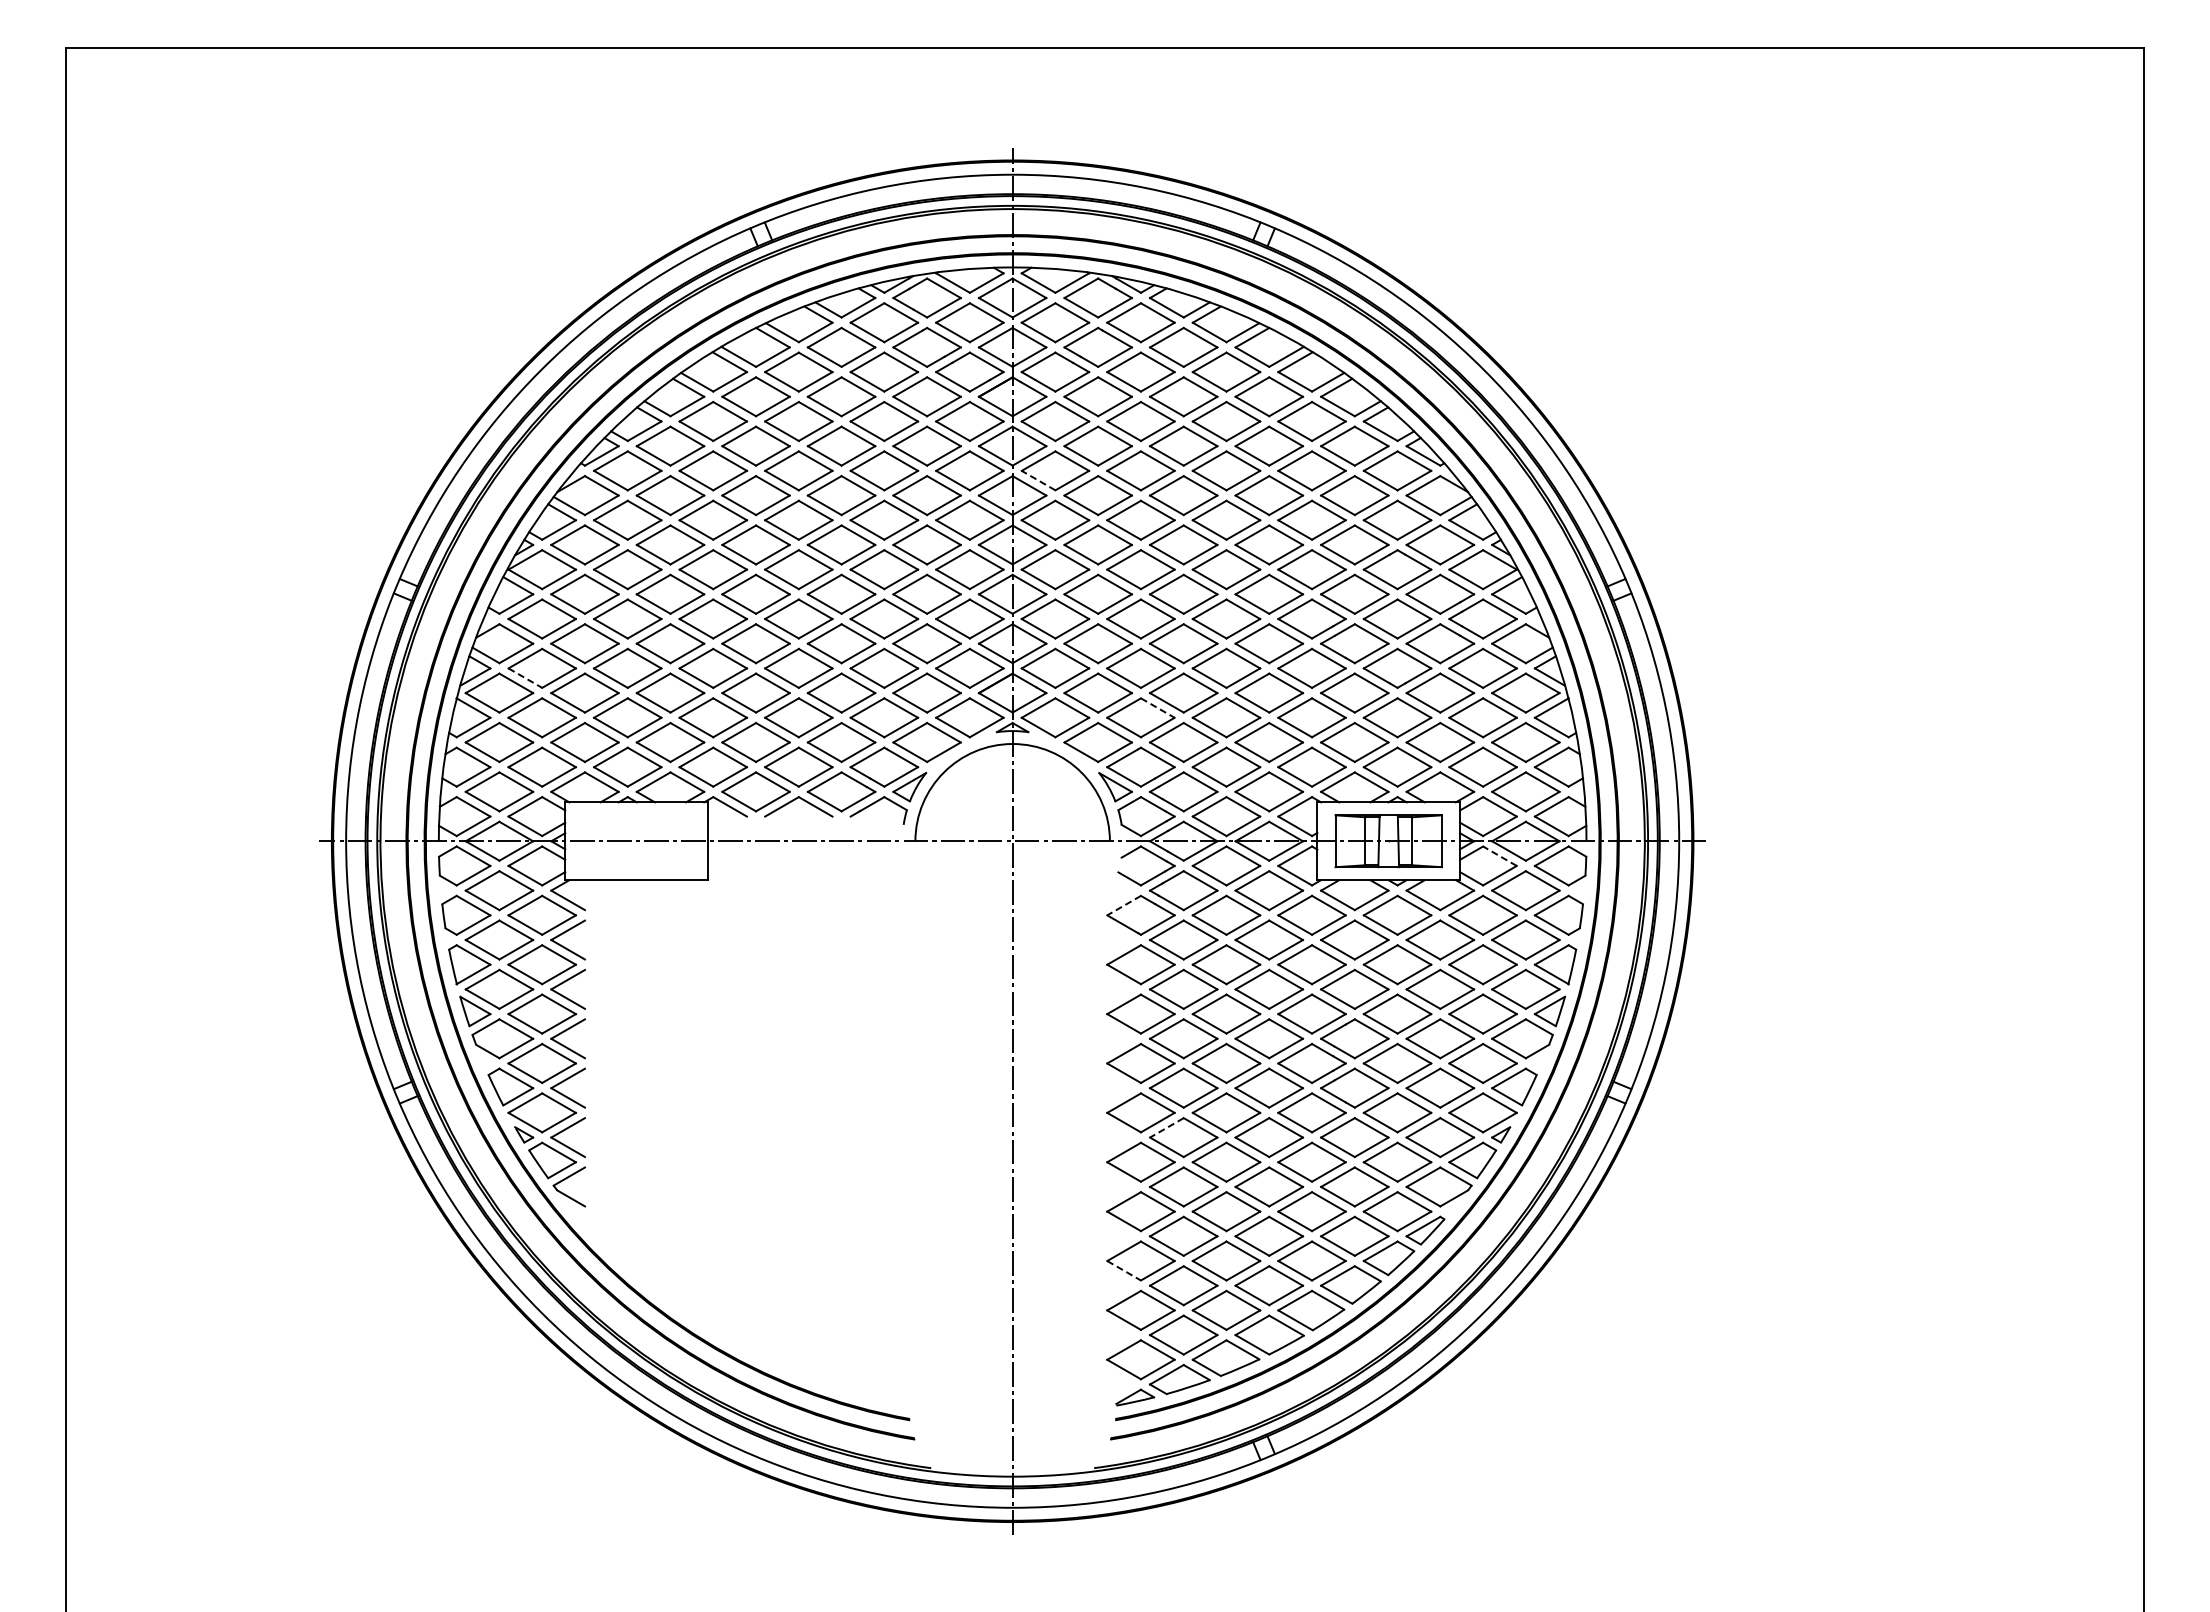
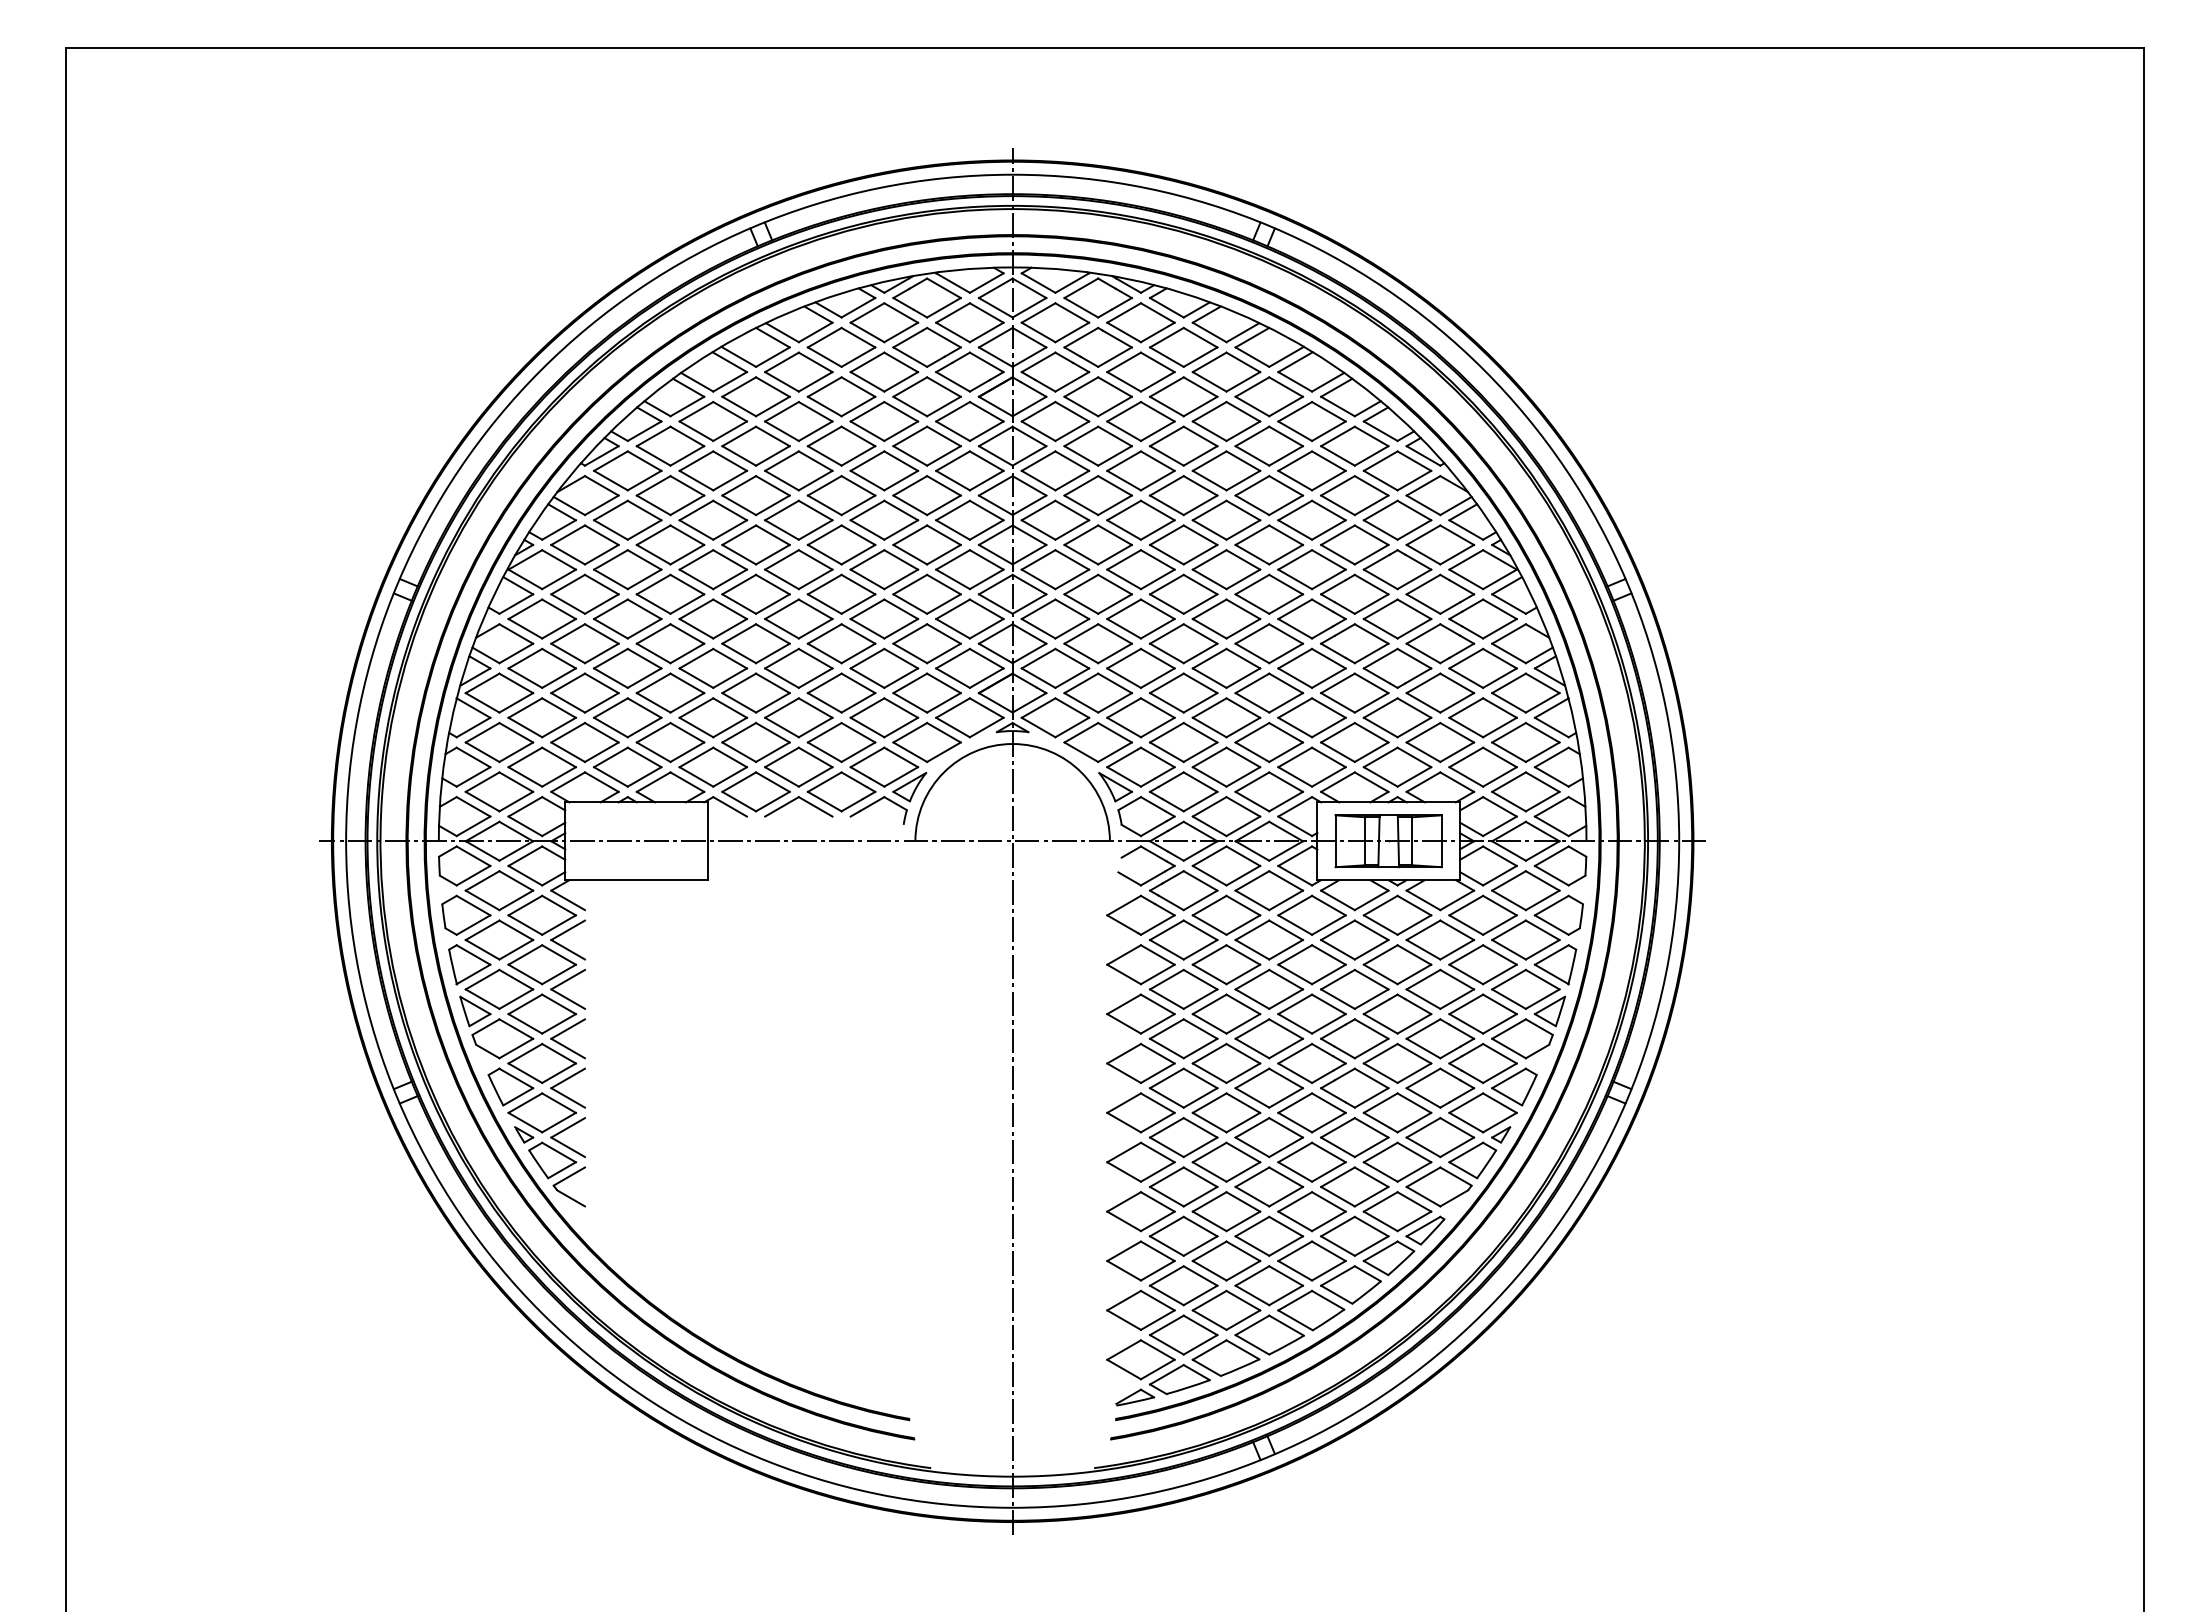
line: dashed -> solid (1038, 480)
line: dashed -> solid (525, 678)
line: dashed -> solid (1158, 708)
line: dashed -> solid (1499, 855)
line: dashed -> solid (1123, 905)
line: dashed -> solid (1166, 1128)
line: dashed -> solid (1124, 1271)
